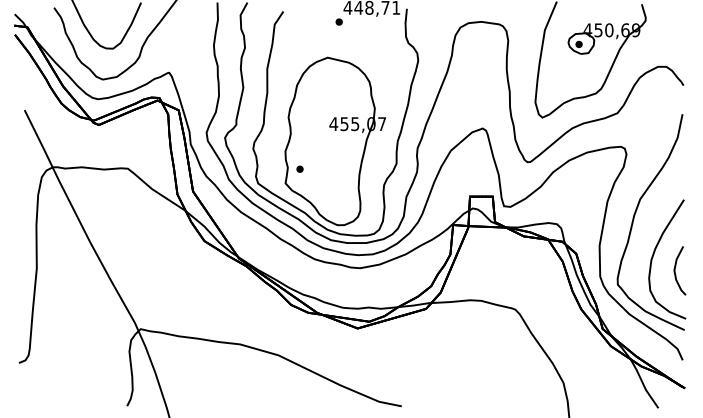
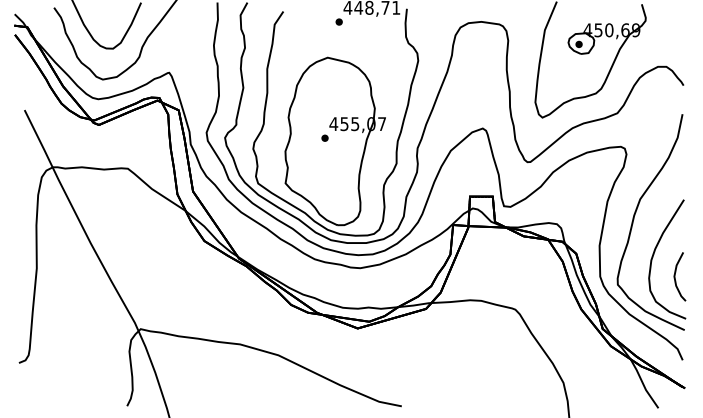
part position: (299, 168) -> (324, 137) (324, 137)
curve position: (675, 270) -> (675, 276) (675, 276)
